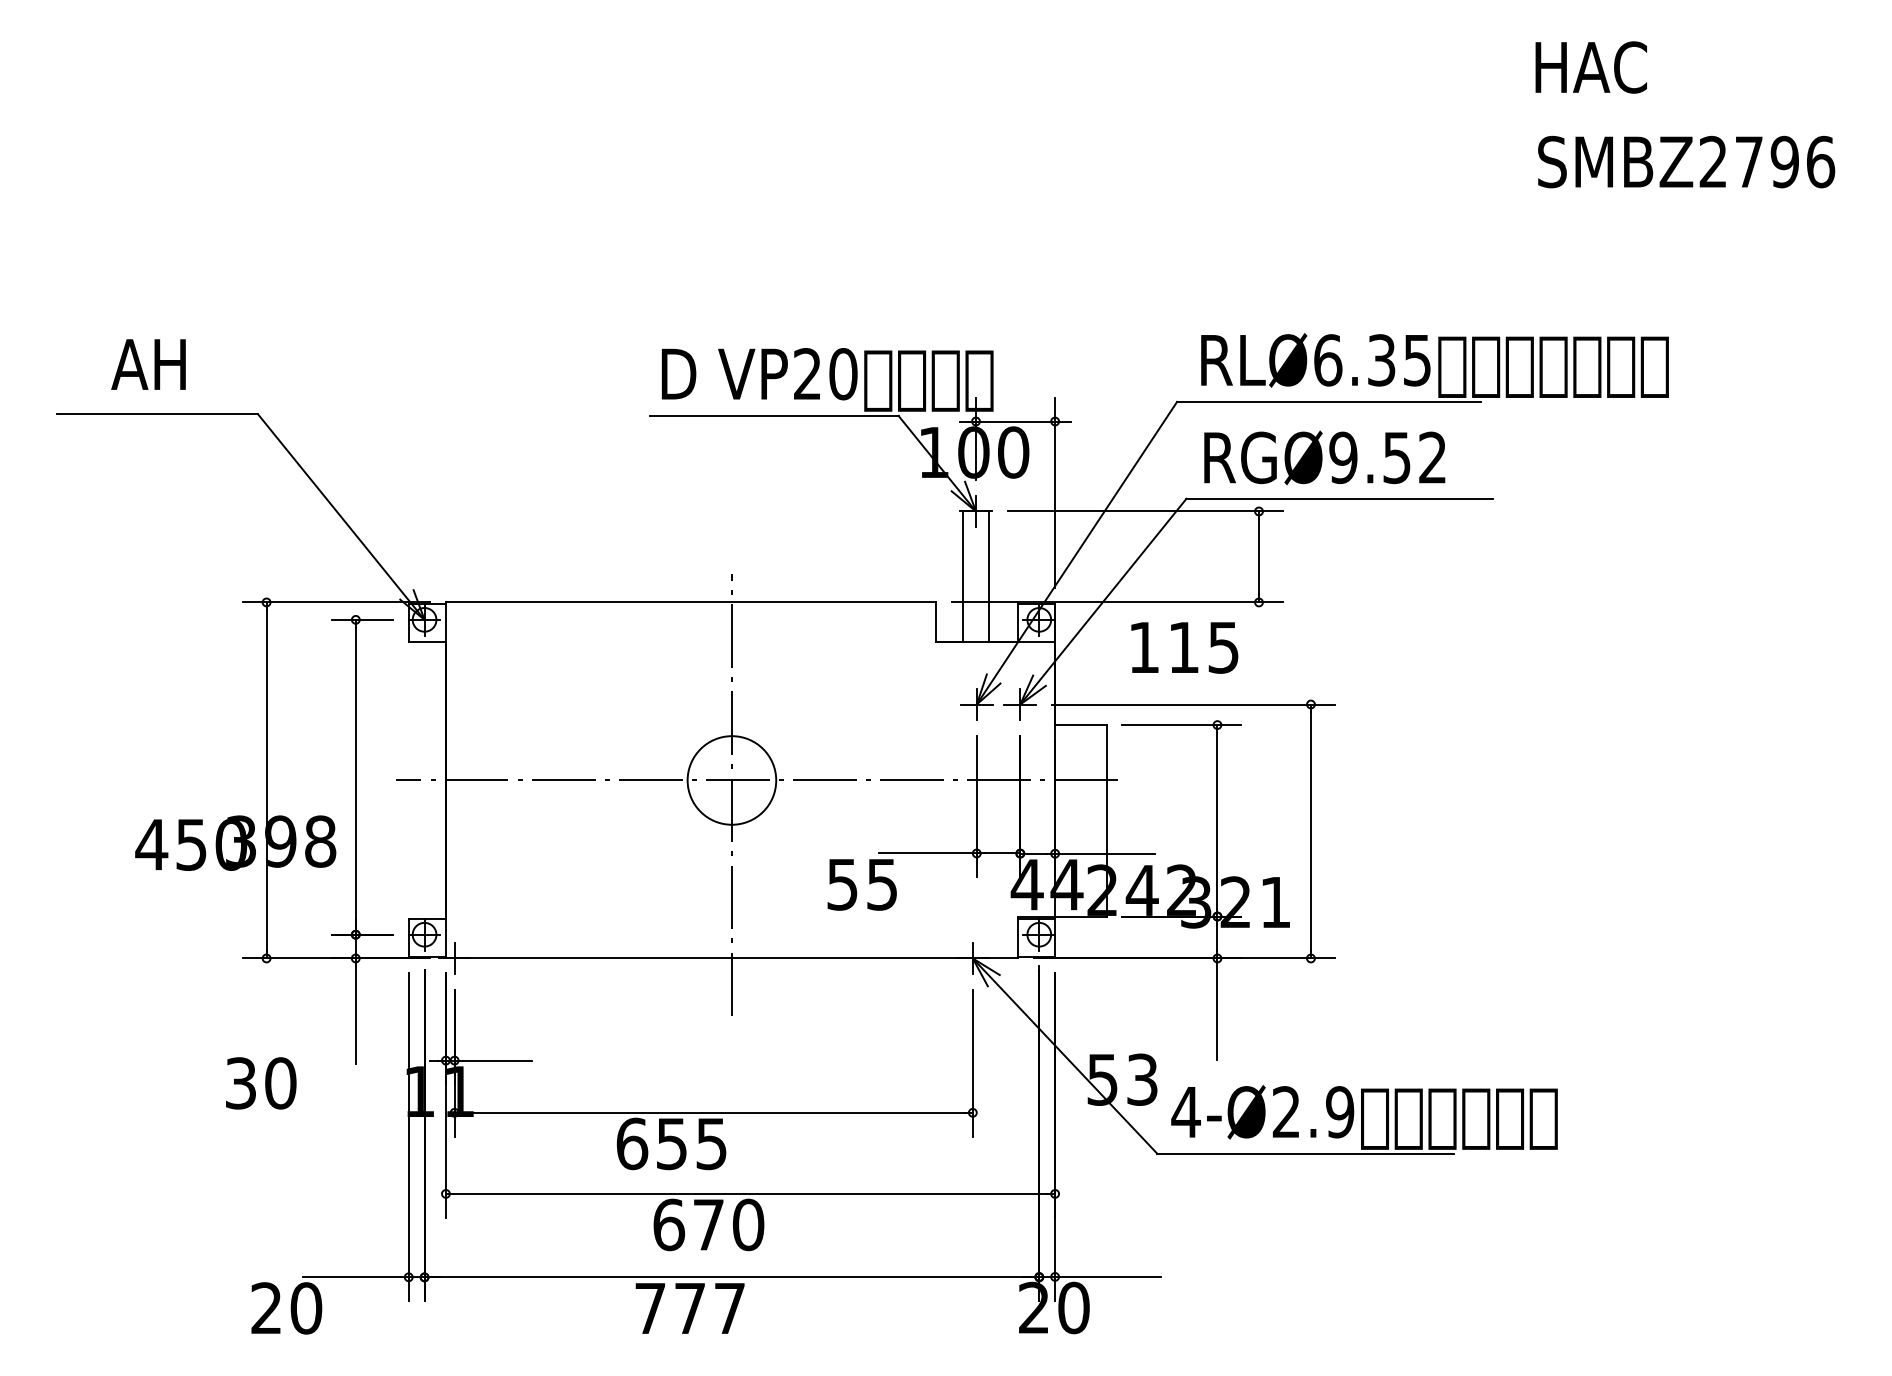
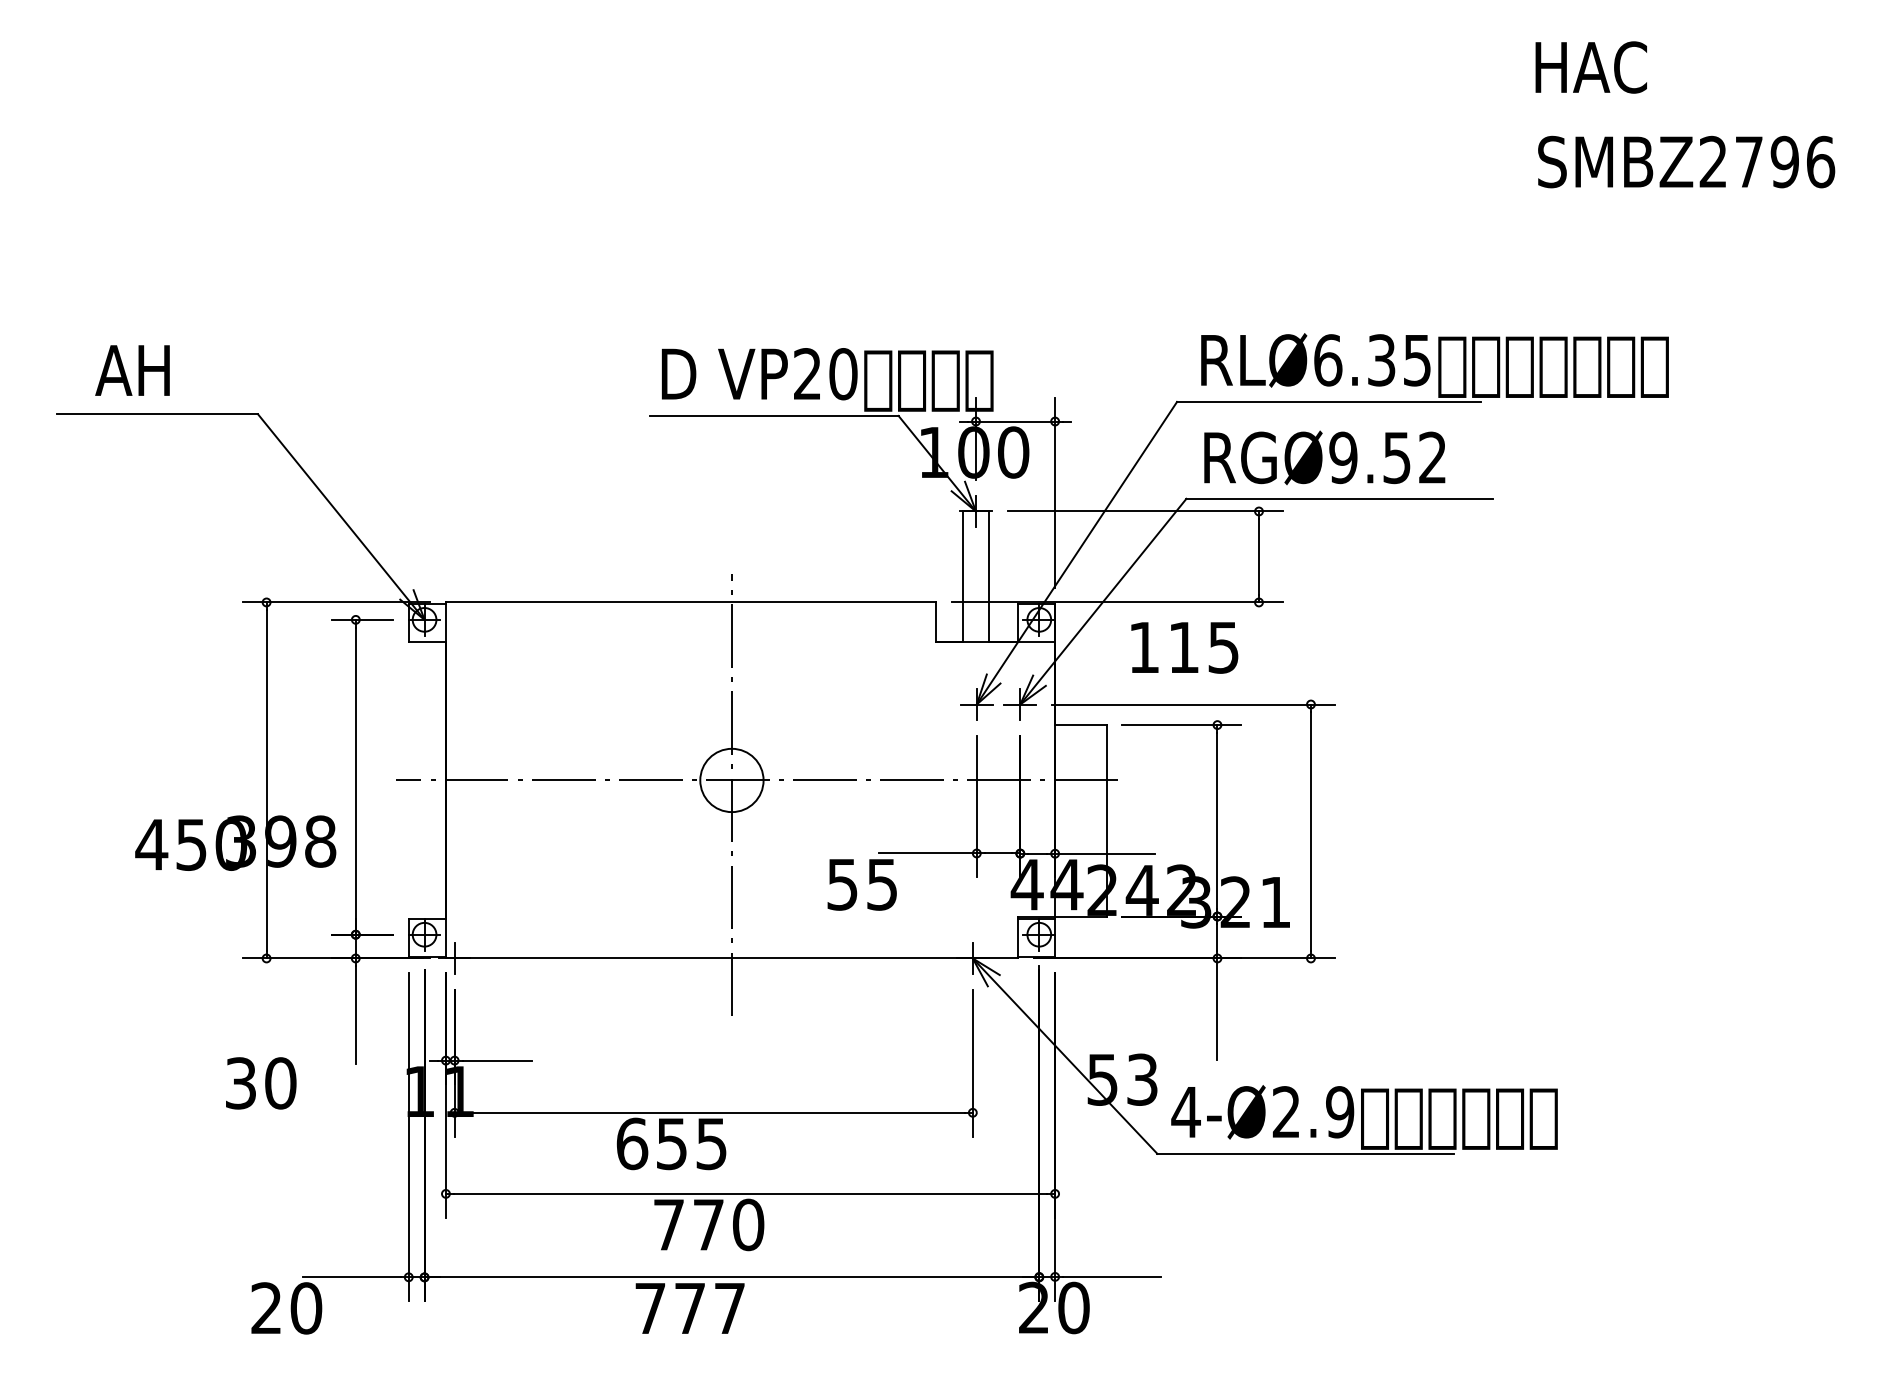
text position: (148, 364) -> (132, 370) (132, 370)
circle diameter: 89 px -> 63 px (731, 780)
text: 670 -> 770 (669, 1224)
